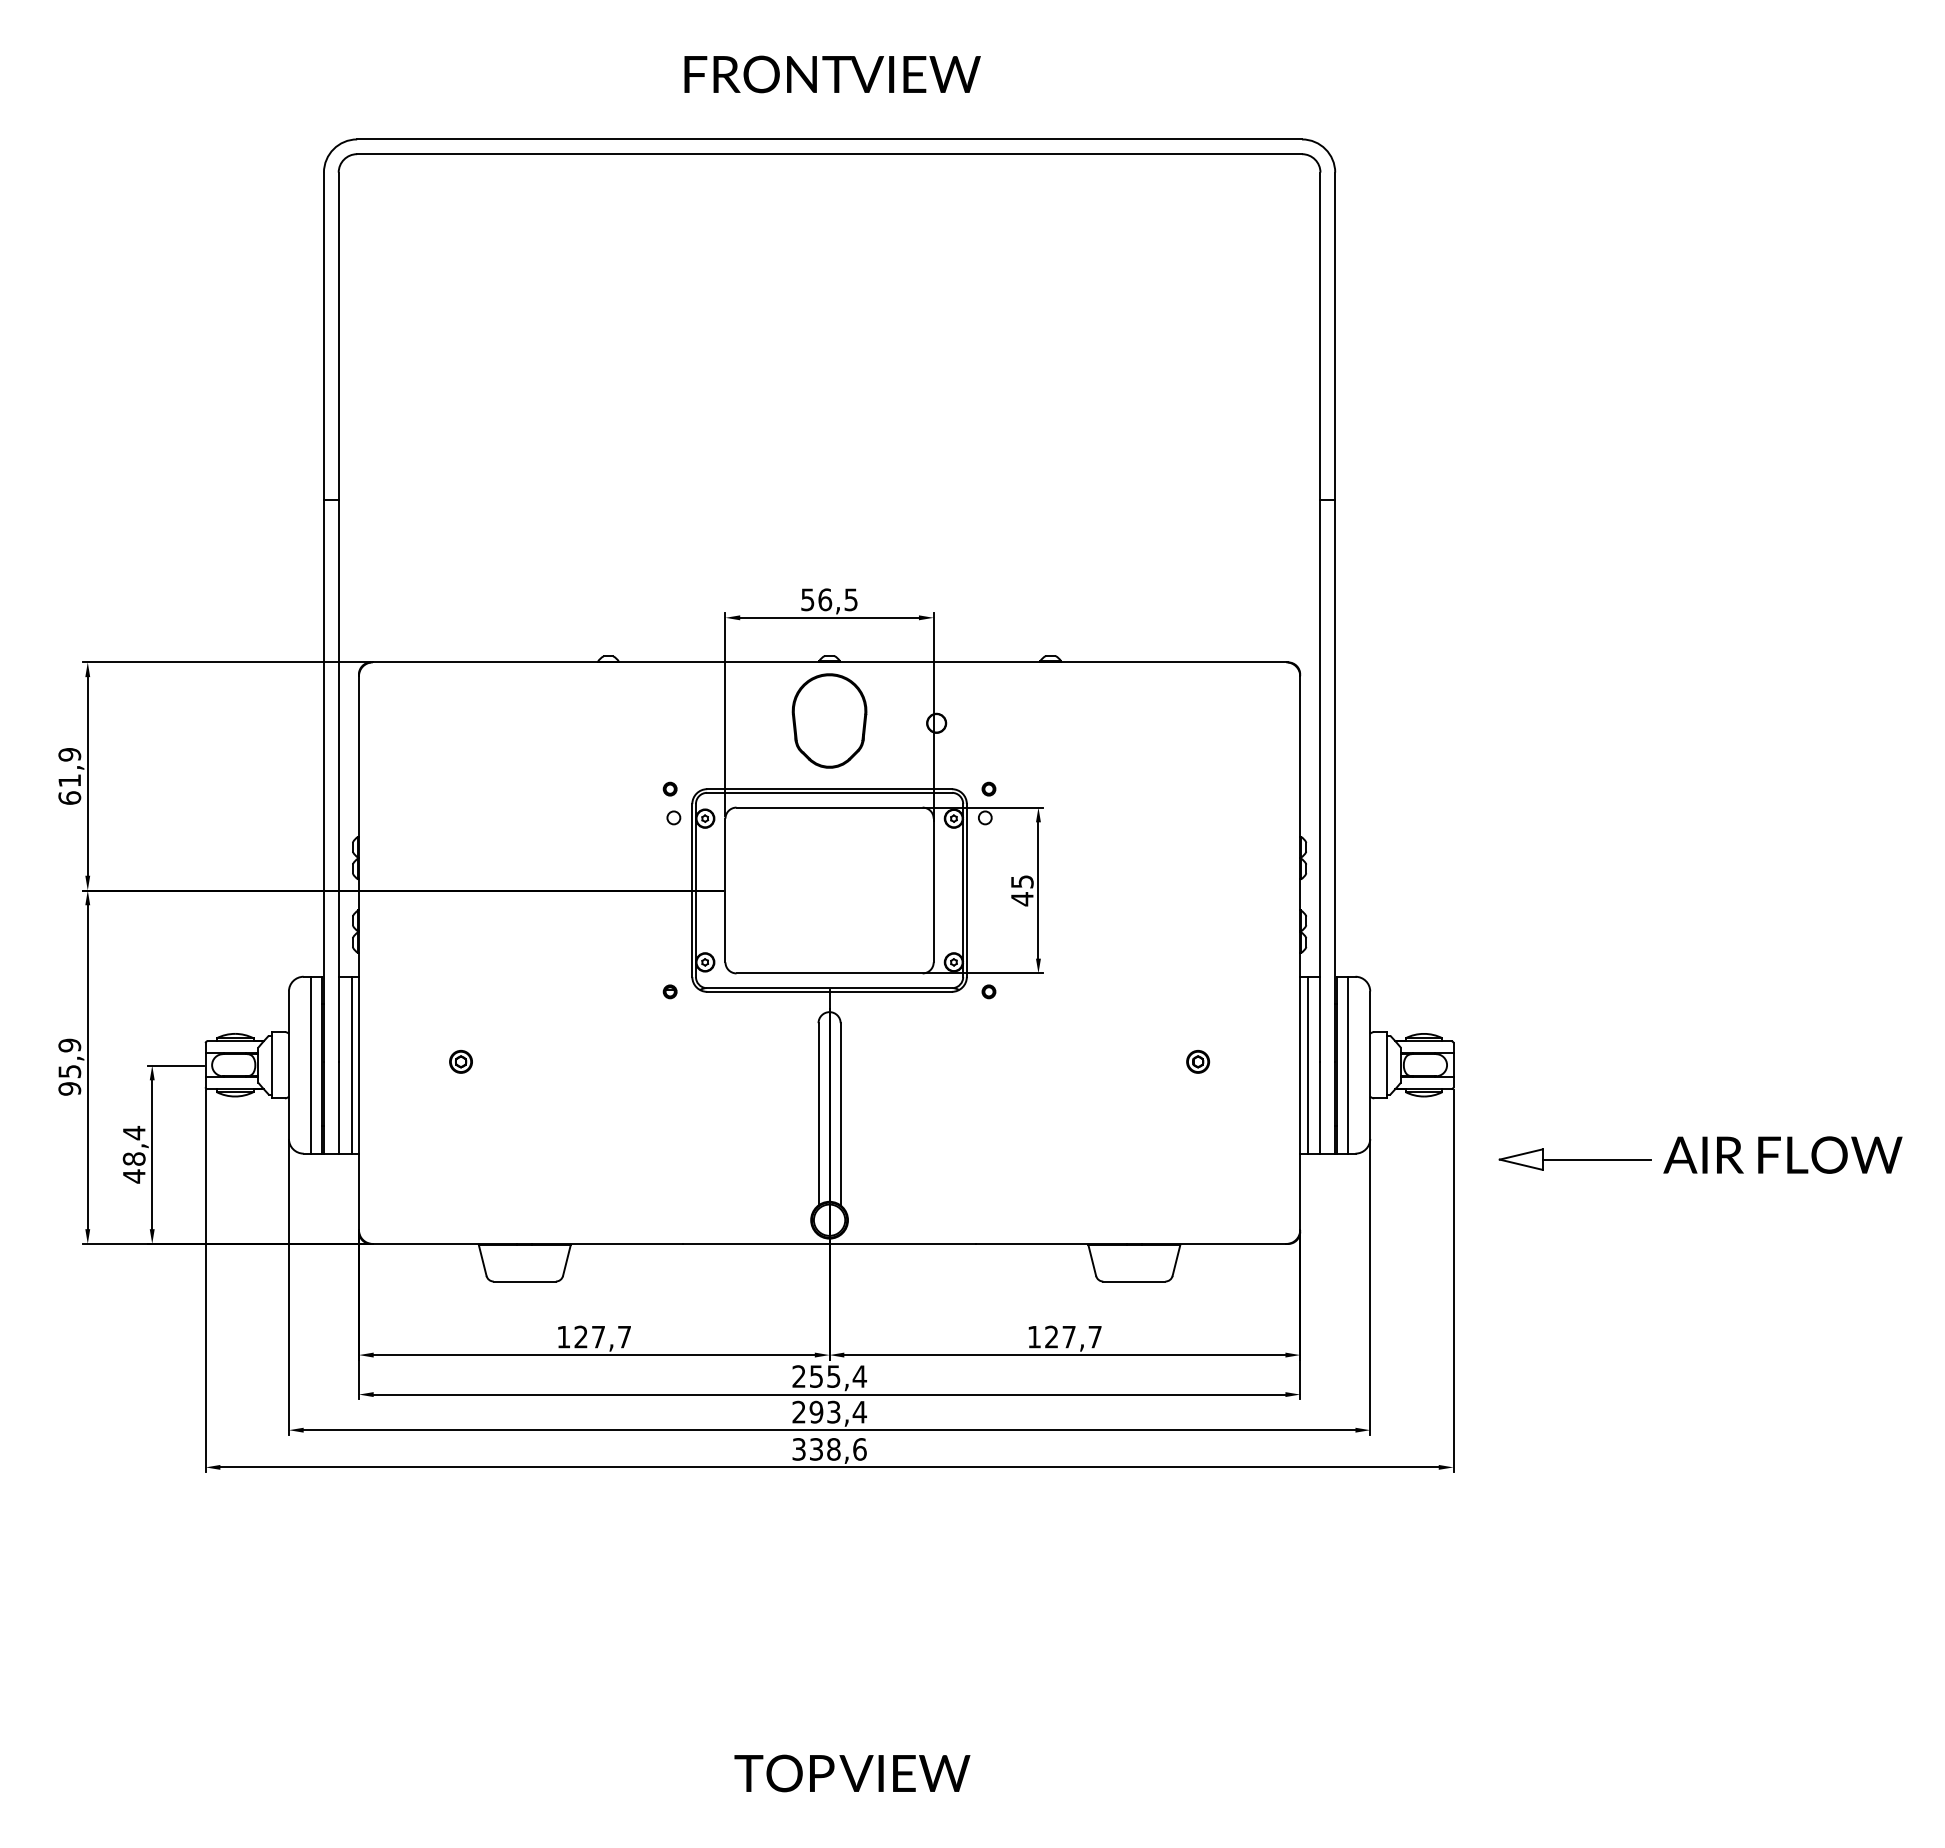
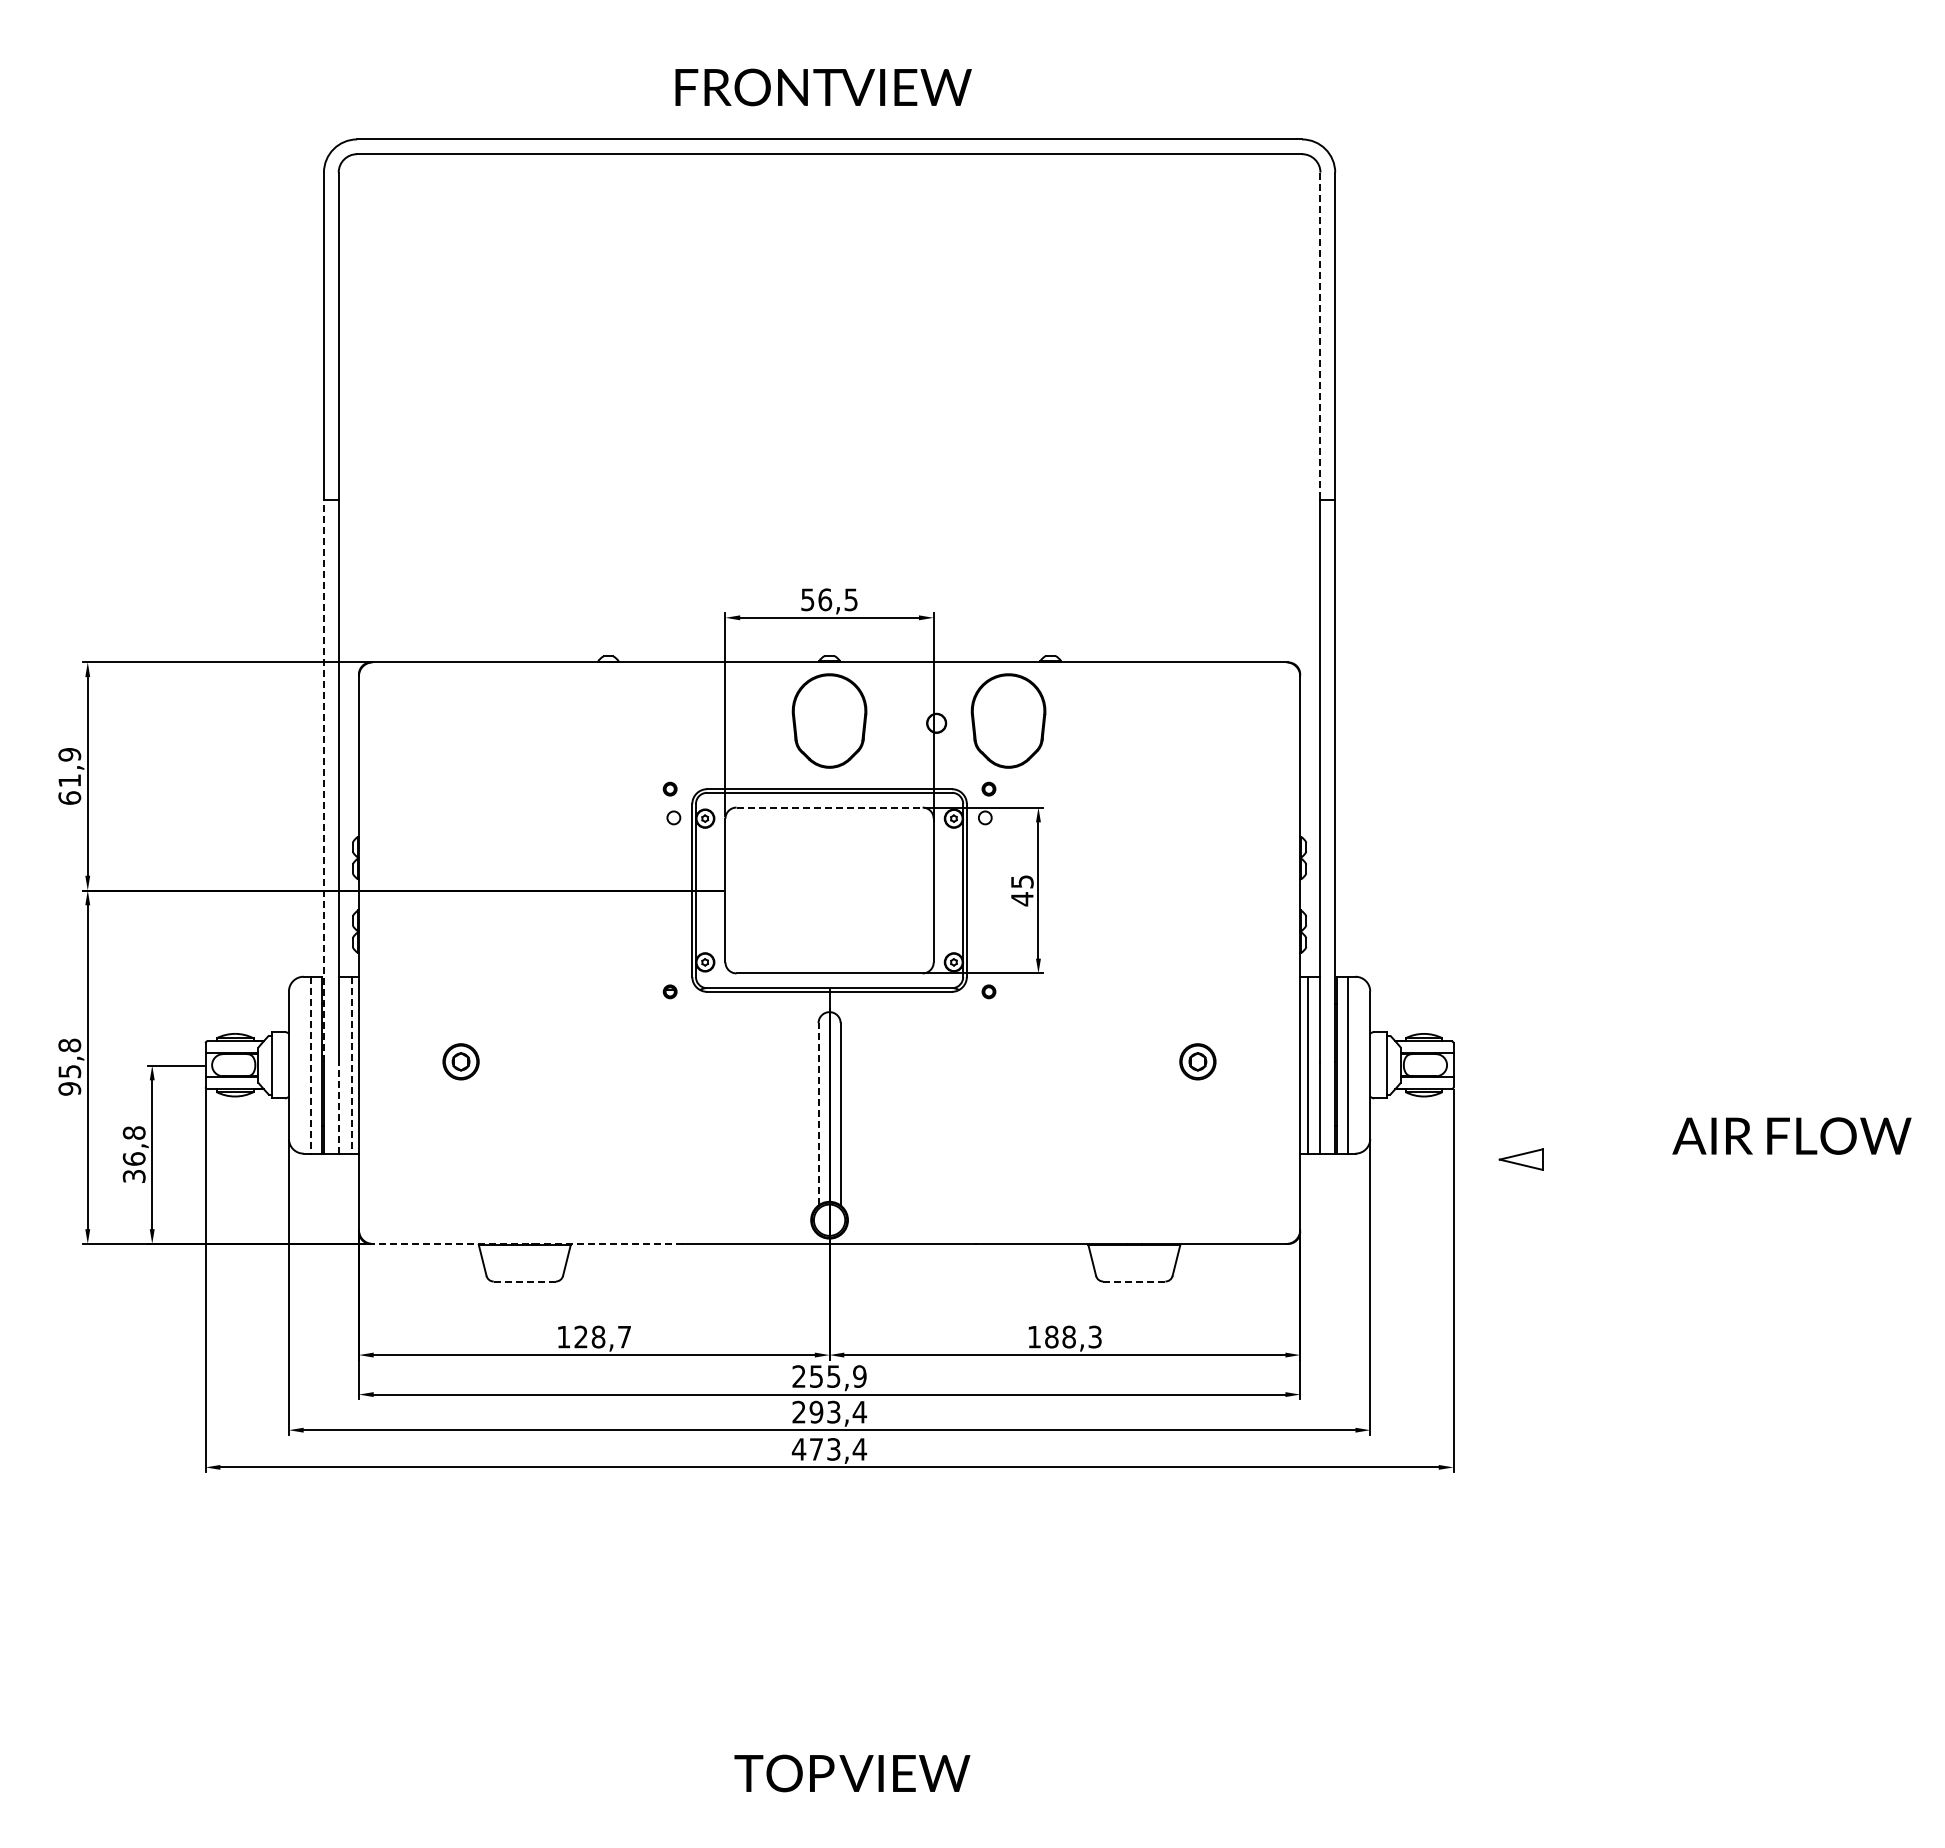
text position: (832, 74) -> (823, 87) (823, 87)
line: solid -> dashed (1320, 336)
part: none -> present (1008, 720)
line: solid -> dashed (323, 780)
line: solid -> dashed (830, 807)
text: 95,9 -> 95,8 (69, 1045)
part size: 24x24 px -> 38x38 px (460, 1061)
part size: 25x24 px -> 38x38 px (1197, 1061)
line: solid -> dashed (311, 1065)
line: solid -> dashed (351, 1065)
line: solid -> dashed (338, 1107)
line: solid -> dashed (818, 1113)
text: 48,4 -> 36,8 (133, 1154)
text position: (1782, 1154) -> (1791, 1135) (1791, 1135)
line: present -> none (1596, 1159)
line: solid -> dashed (527, 1243)
line: solid -> dashed (525, 1281)
line: solid -> dashed (1134, 1281)
text: 127,7 -> 128,7 (598, 1336)
text: 127,7 -> 188,3 (1073, 1336)
text: 255,4 -> 255,9 (859, 1376)
text: 338,6 -> 473,4 (829, 1449)
